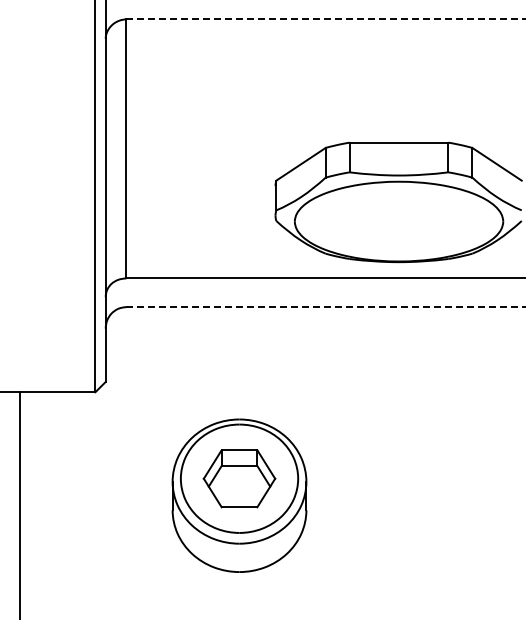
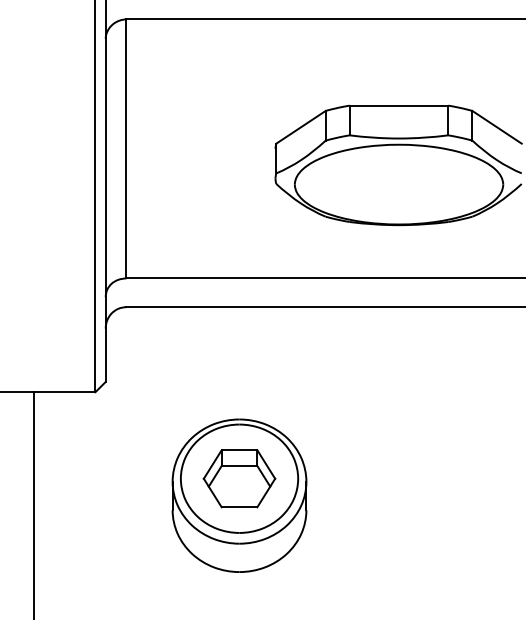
line: dashed -> solid (326, 19)
part position: (398, 202) -> (398, 165) (398, 165)
line: dashed -> solid (326, 307)
line position: (19, 504) -> (33, 504) (33, 504)
